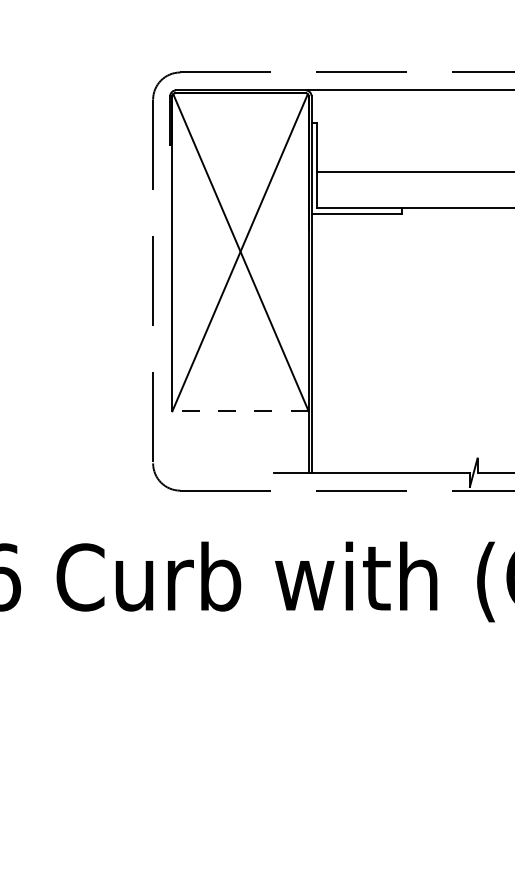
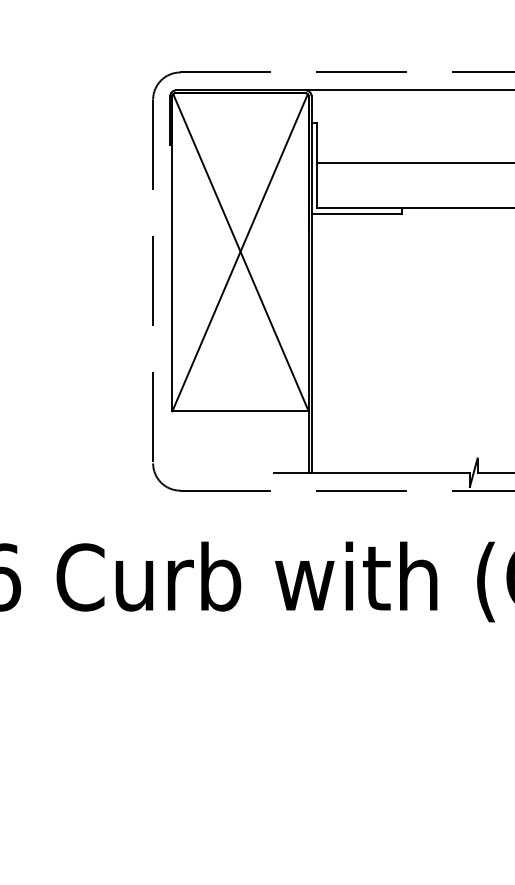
line position: (414, 171) -> (414, 162) (414, 162)
line: dashed -> solid (240, 411)
